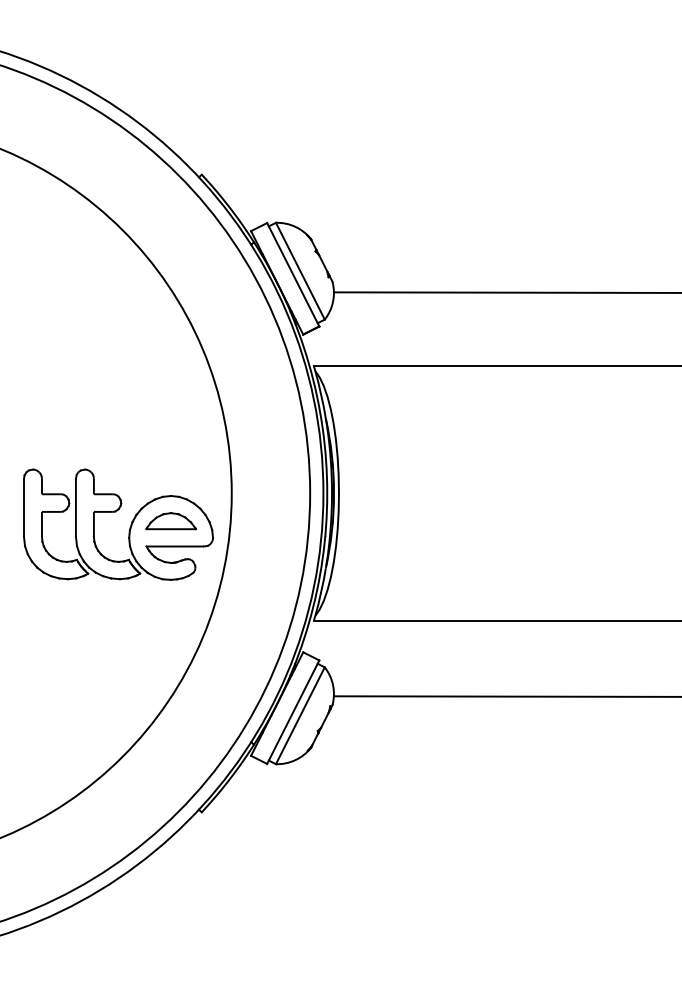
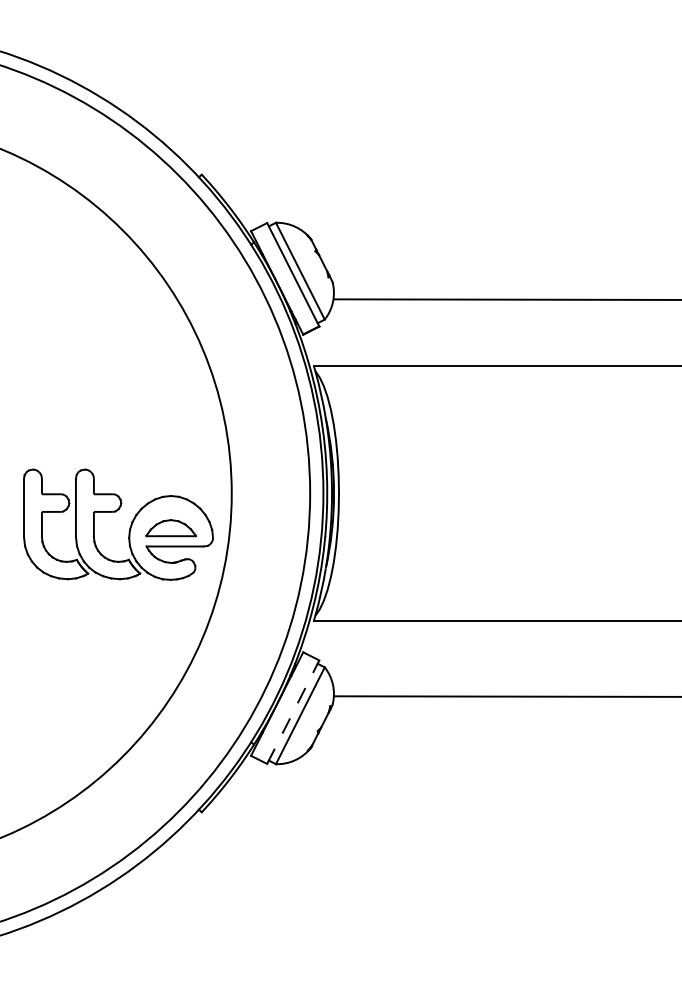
line position: (505, 292) -> (505, 299) (505, 299)
part position: (171, 521) -> (171, 528) (171, 528)
line: solid -> dashed (293, 712)
